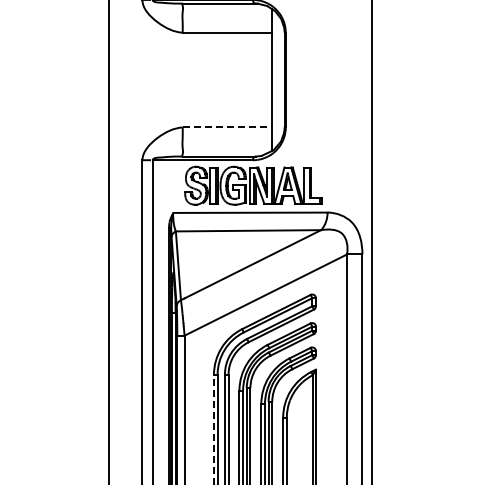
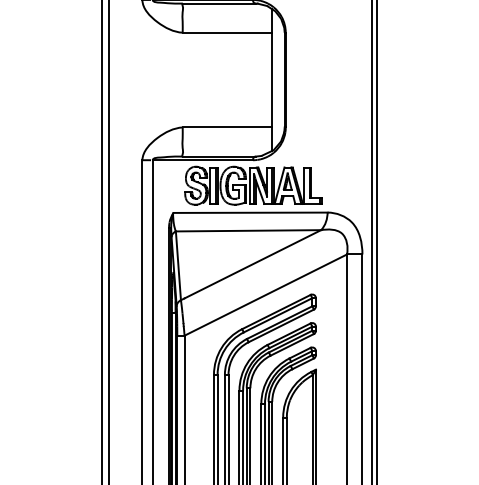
line: dashed -> solid (227, 127)
line: none -> present (101, 241)
line: none -> present (377, 241)
line: dashed -> solid (213, 429)
